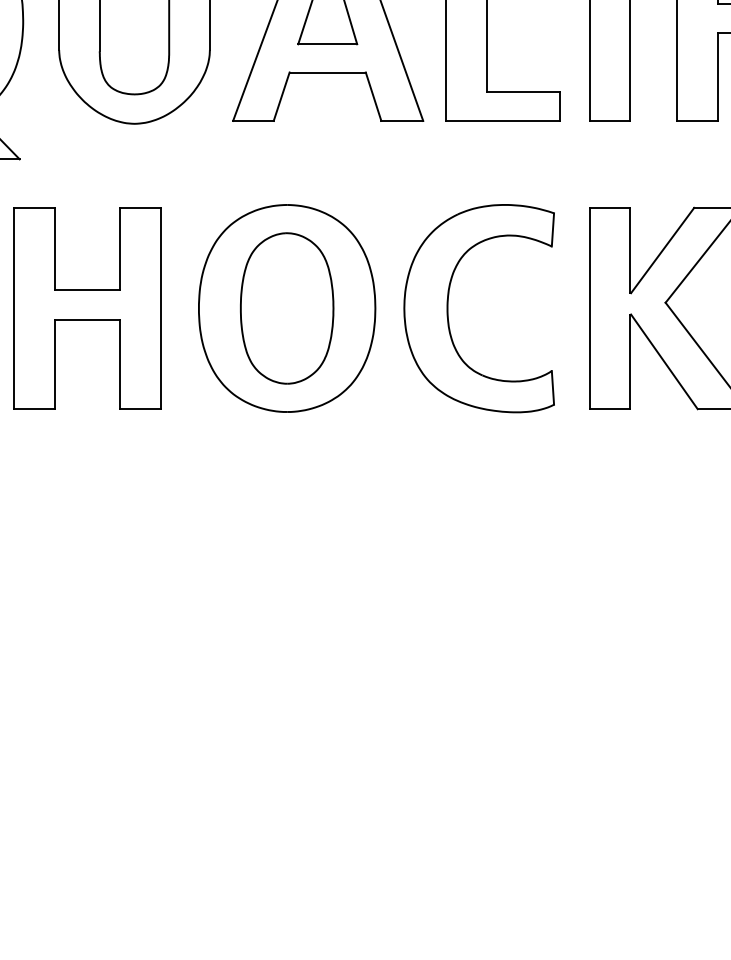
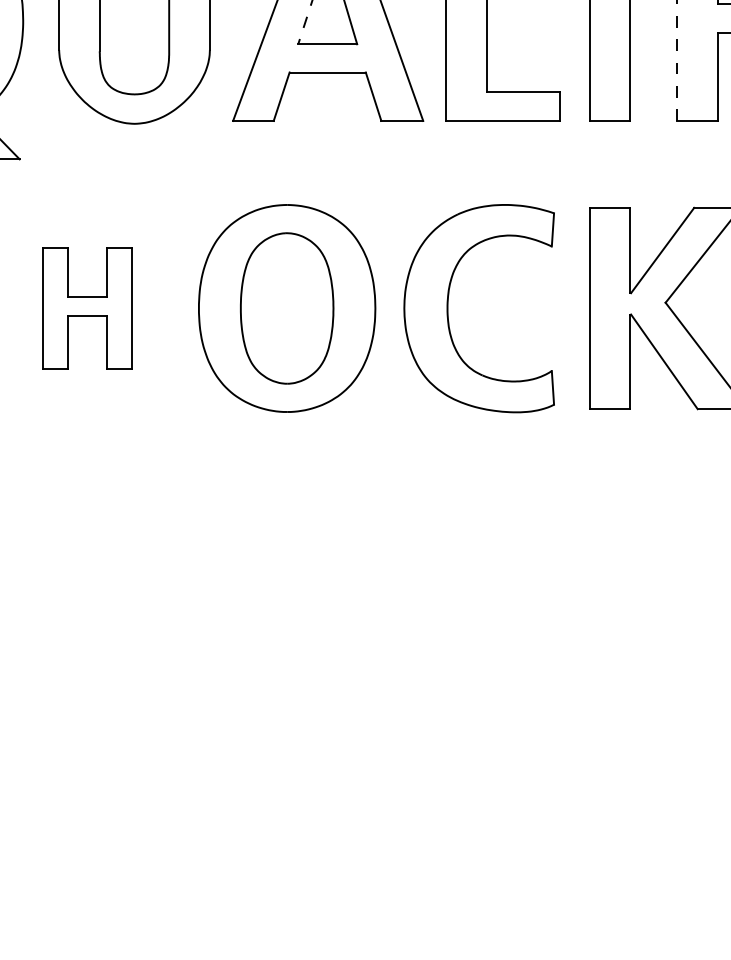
line: solid -> dashed (305, 22)
line: solid -> dashed (677, 60)
part size: 149x203 px -> 91x123 px (87, 308)
